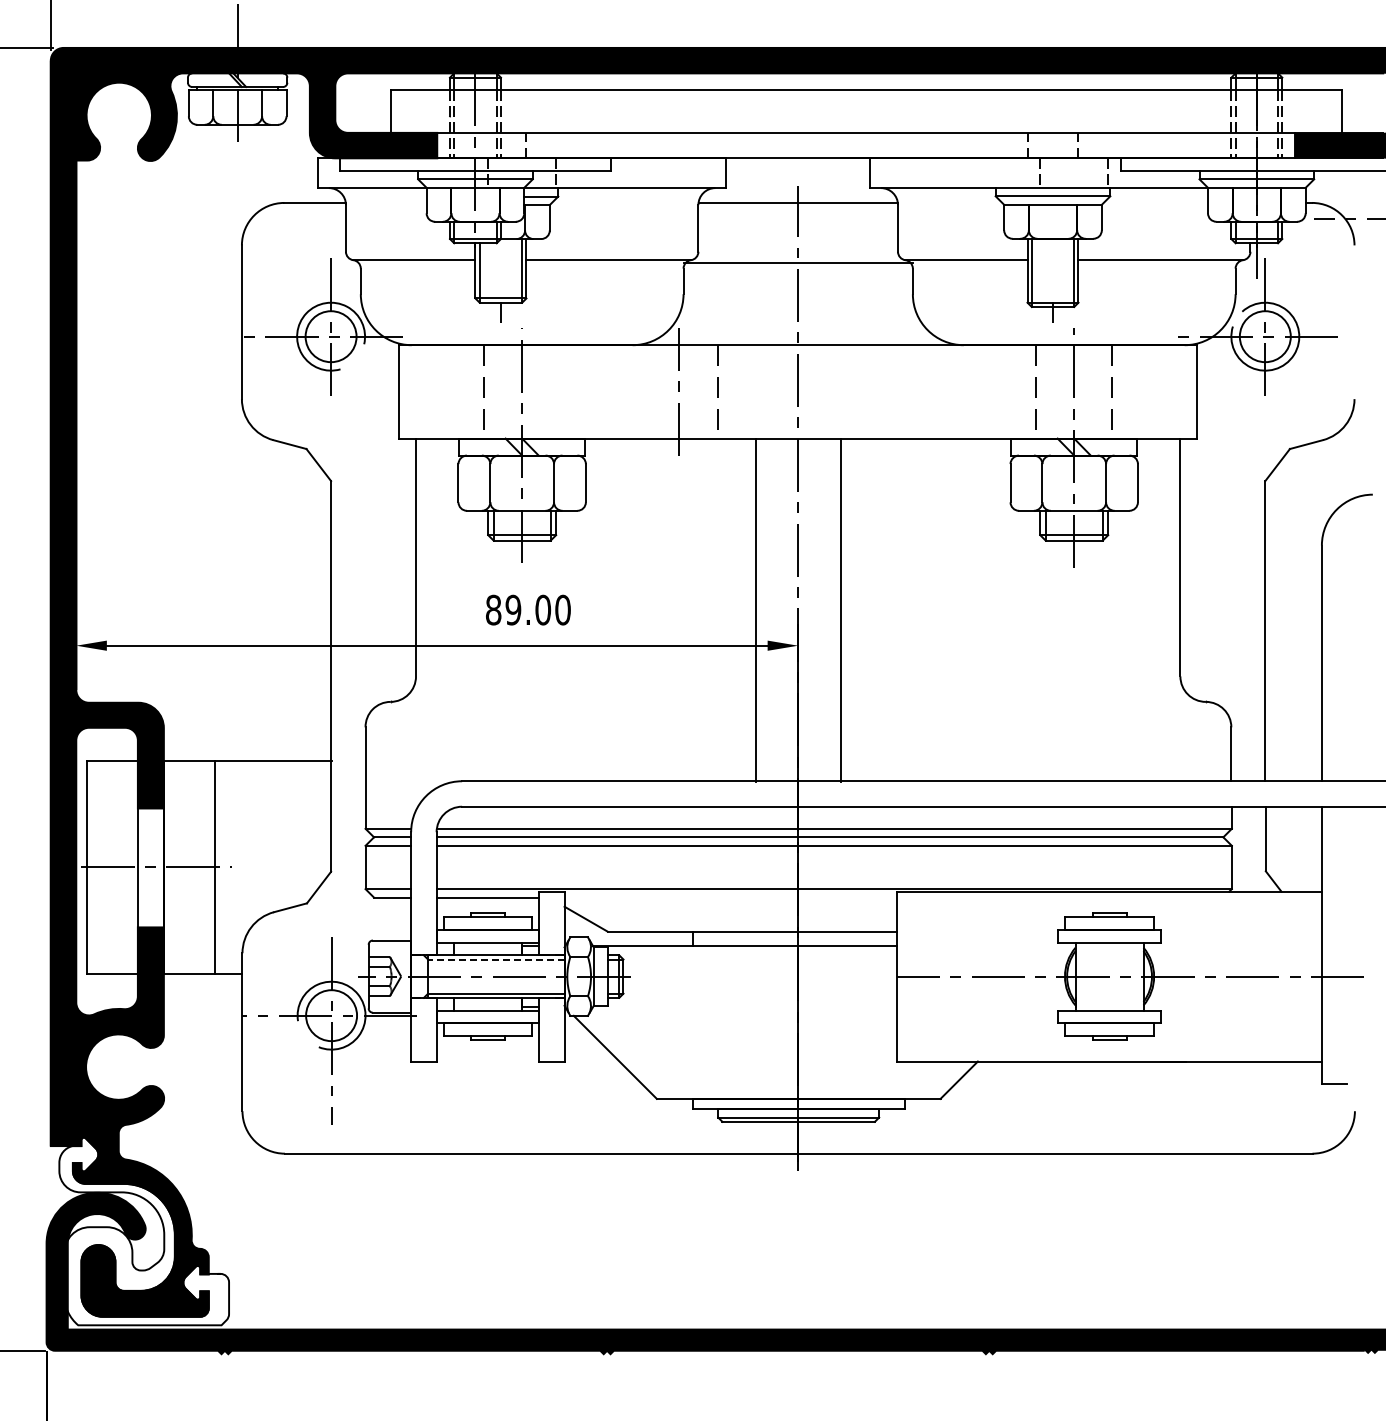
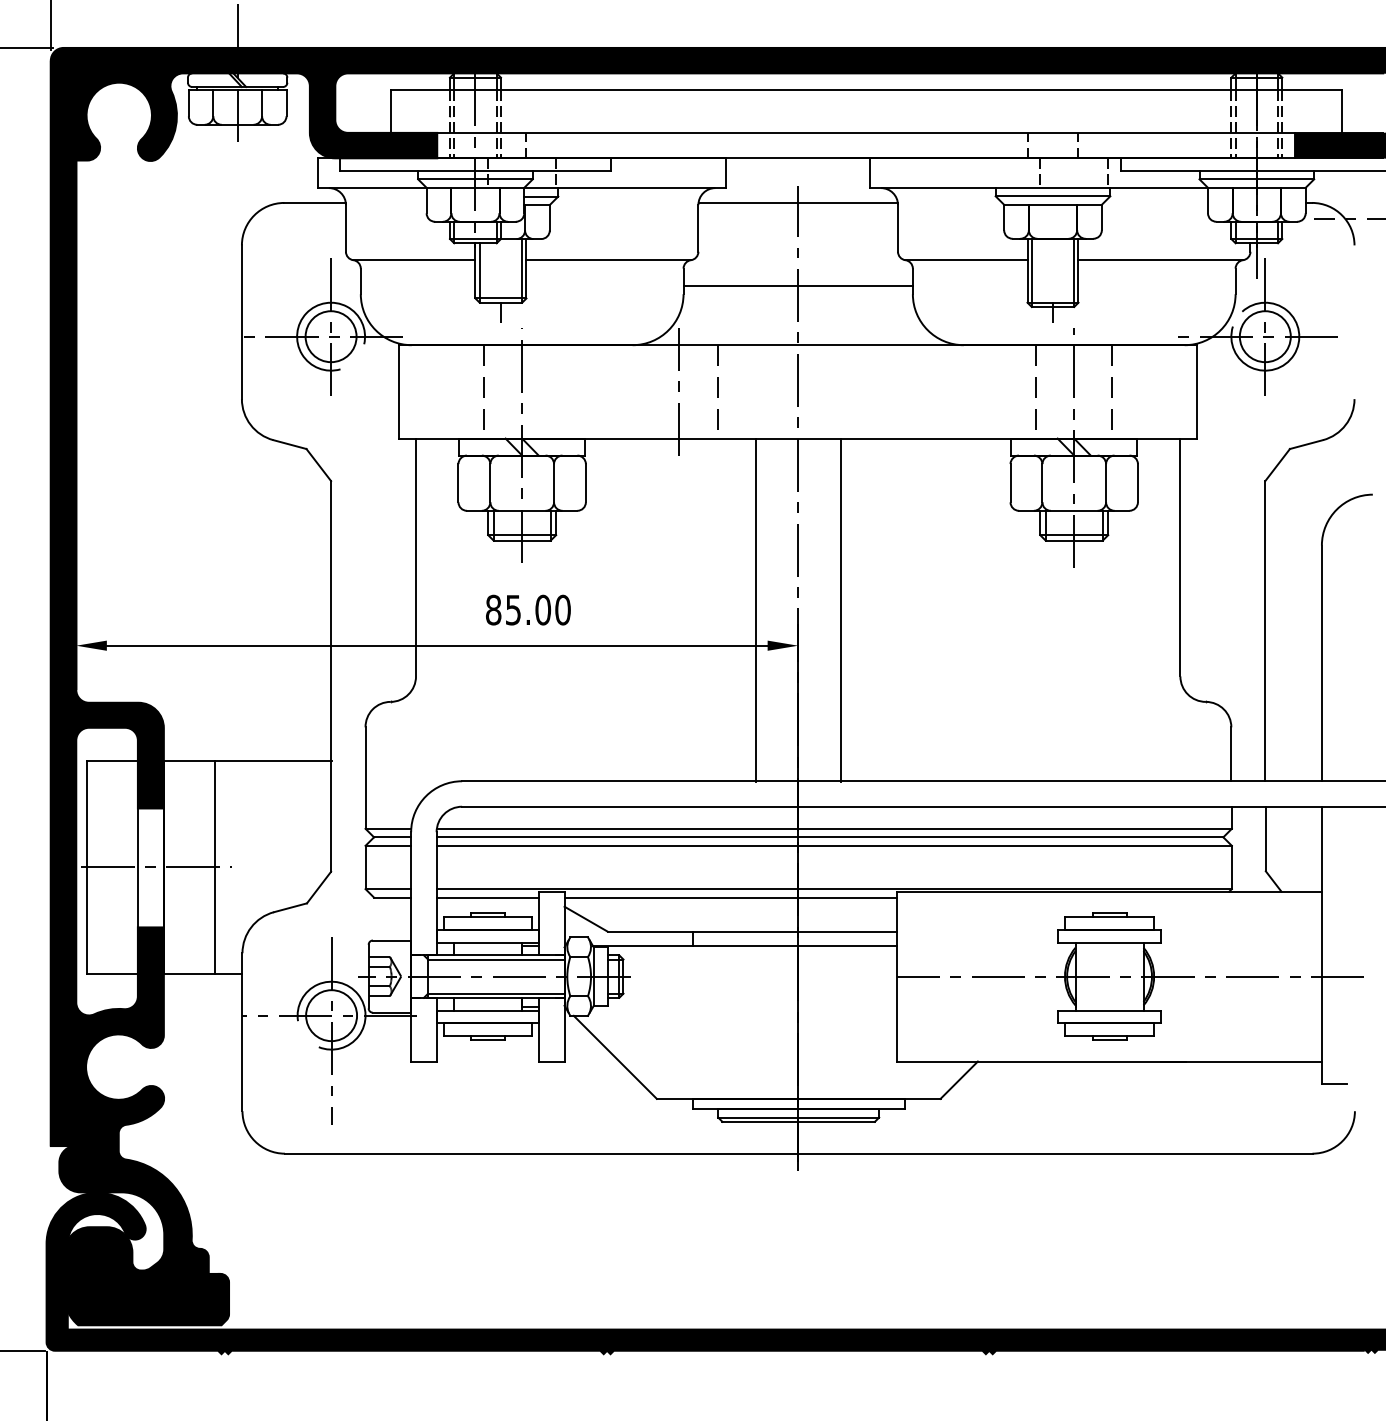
line position: (797, 262) -> (797, 285) (797, 285)
text: 89.00 -> 85.00 (513, 609)
line: none -> present (730, 897)
line: dashed -> solid (495, 959)
fill: none -> present (144, 1231)
